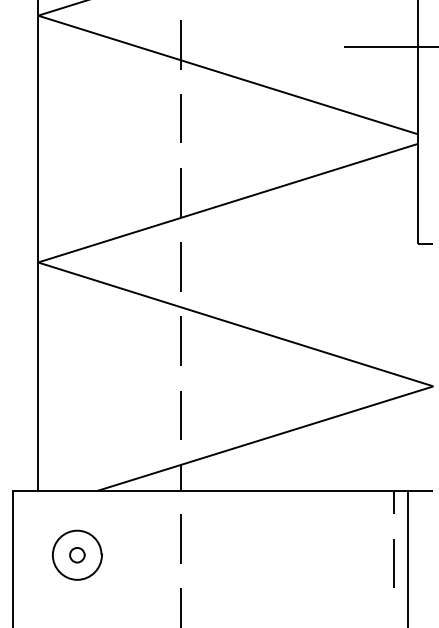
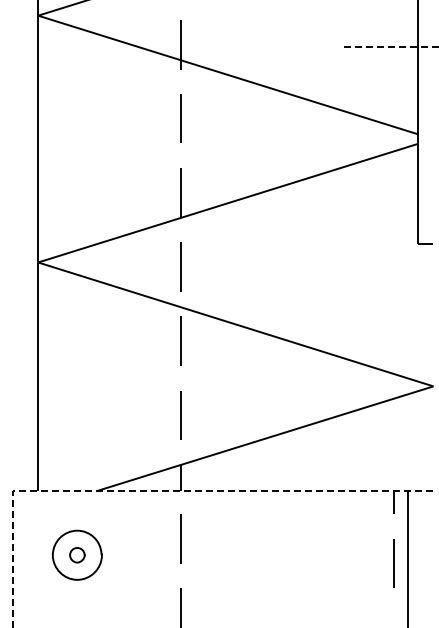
line: solid -> dashed (391, 46)
line: solid -> dashed (153, 490)
